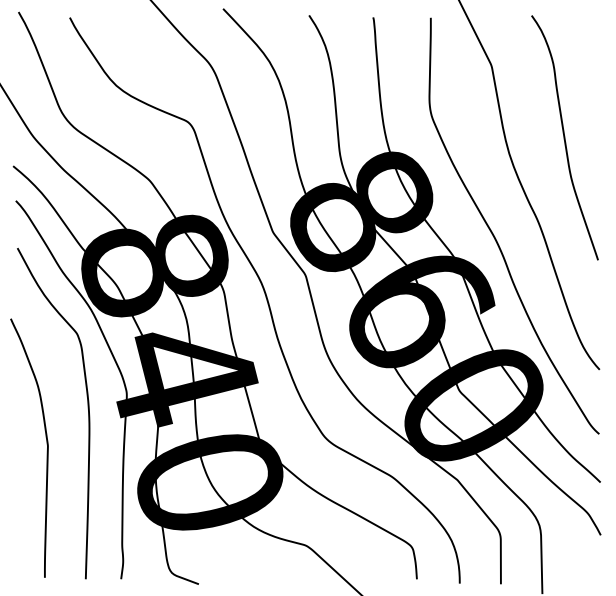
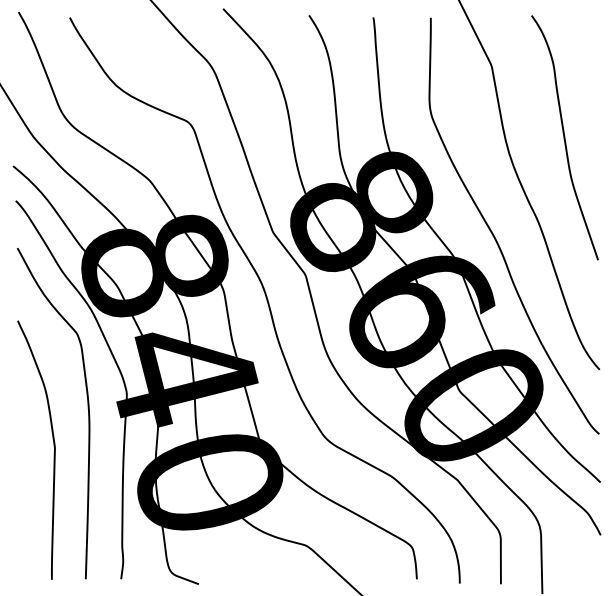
curve position: (46, 444) -> (53, 446) (53, 446)
